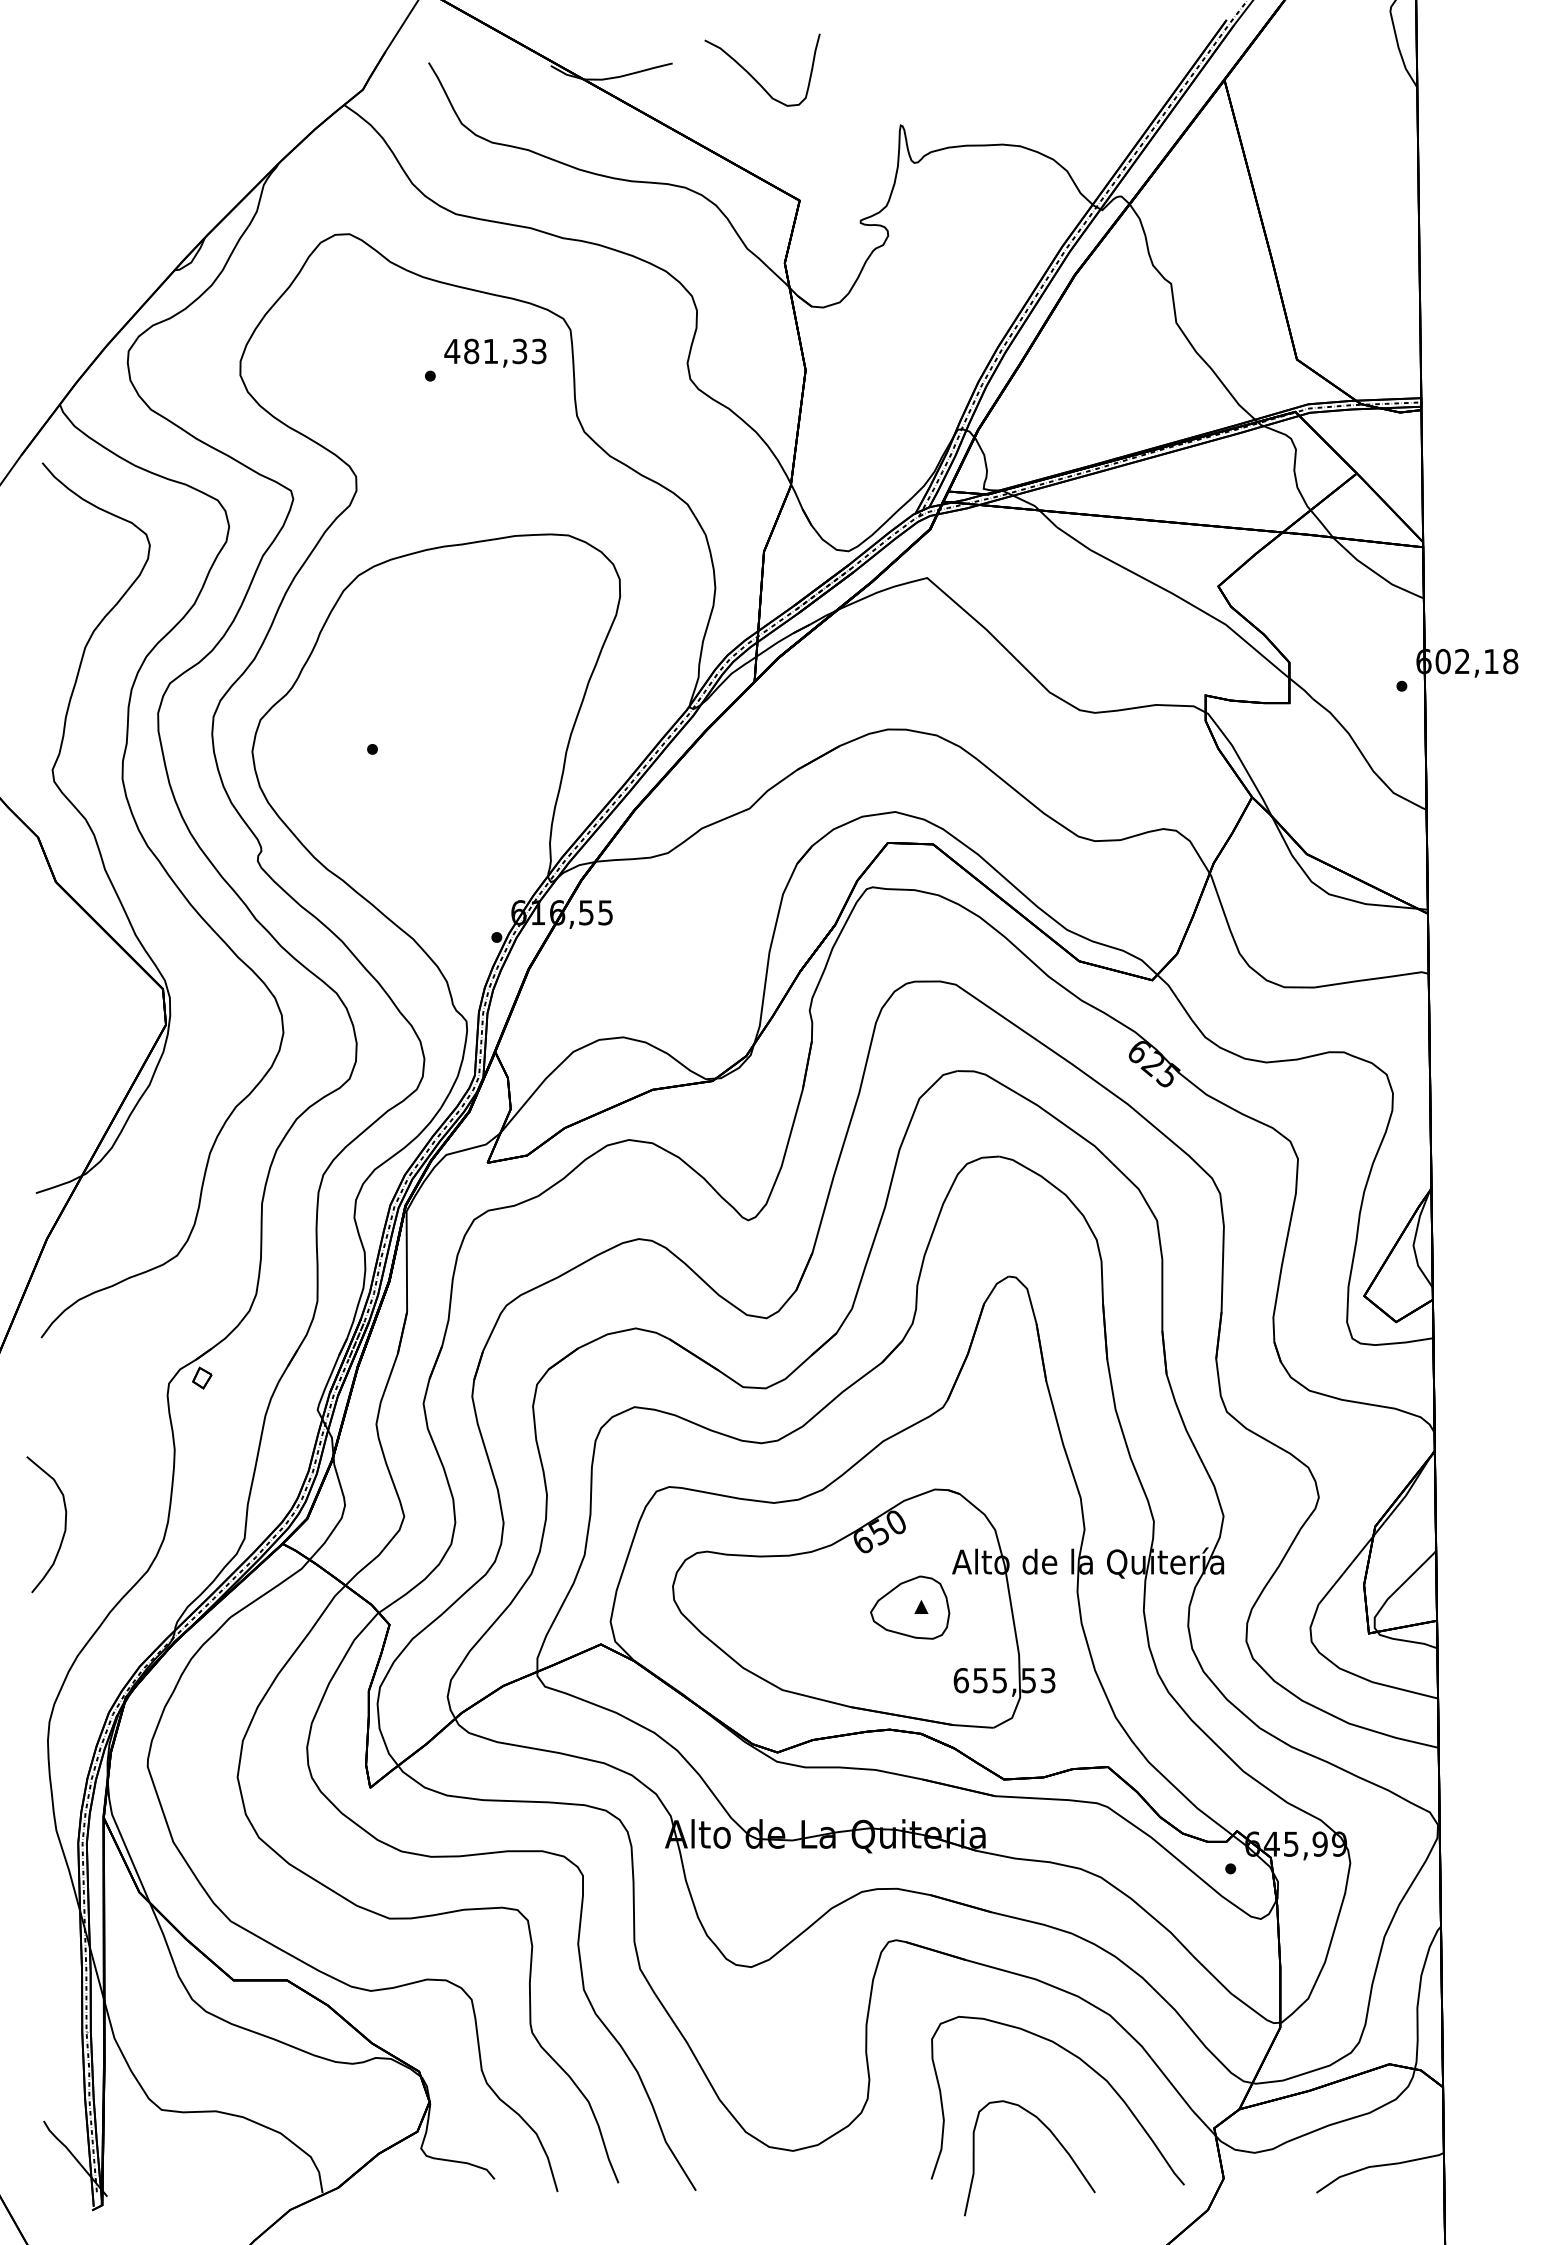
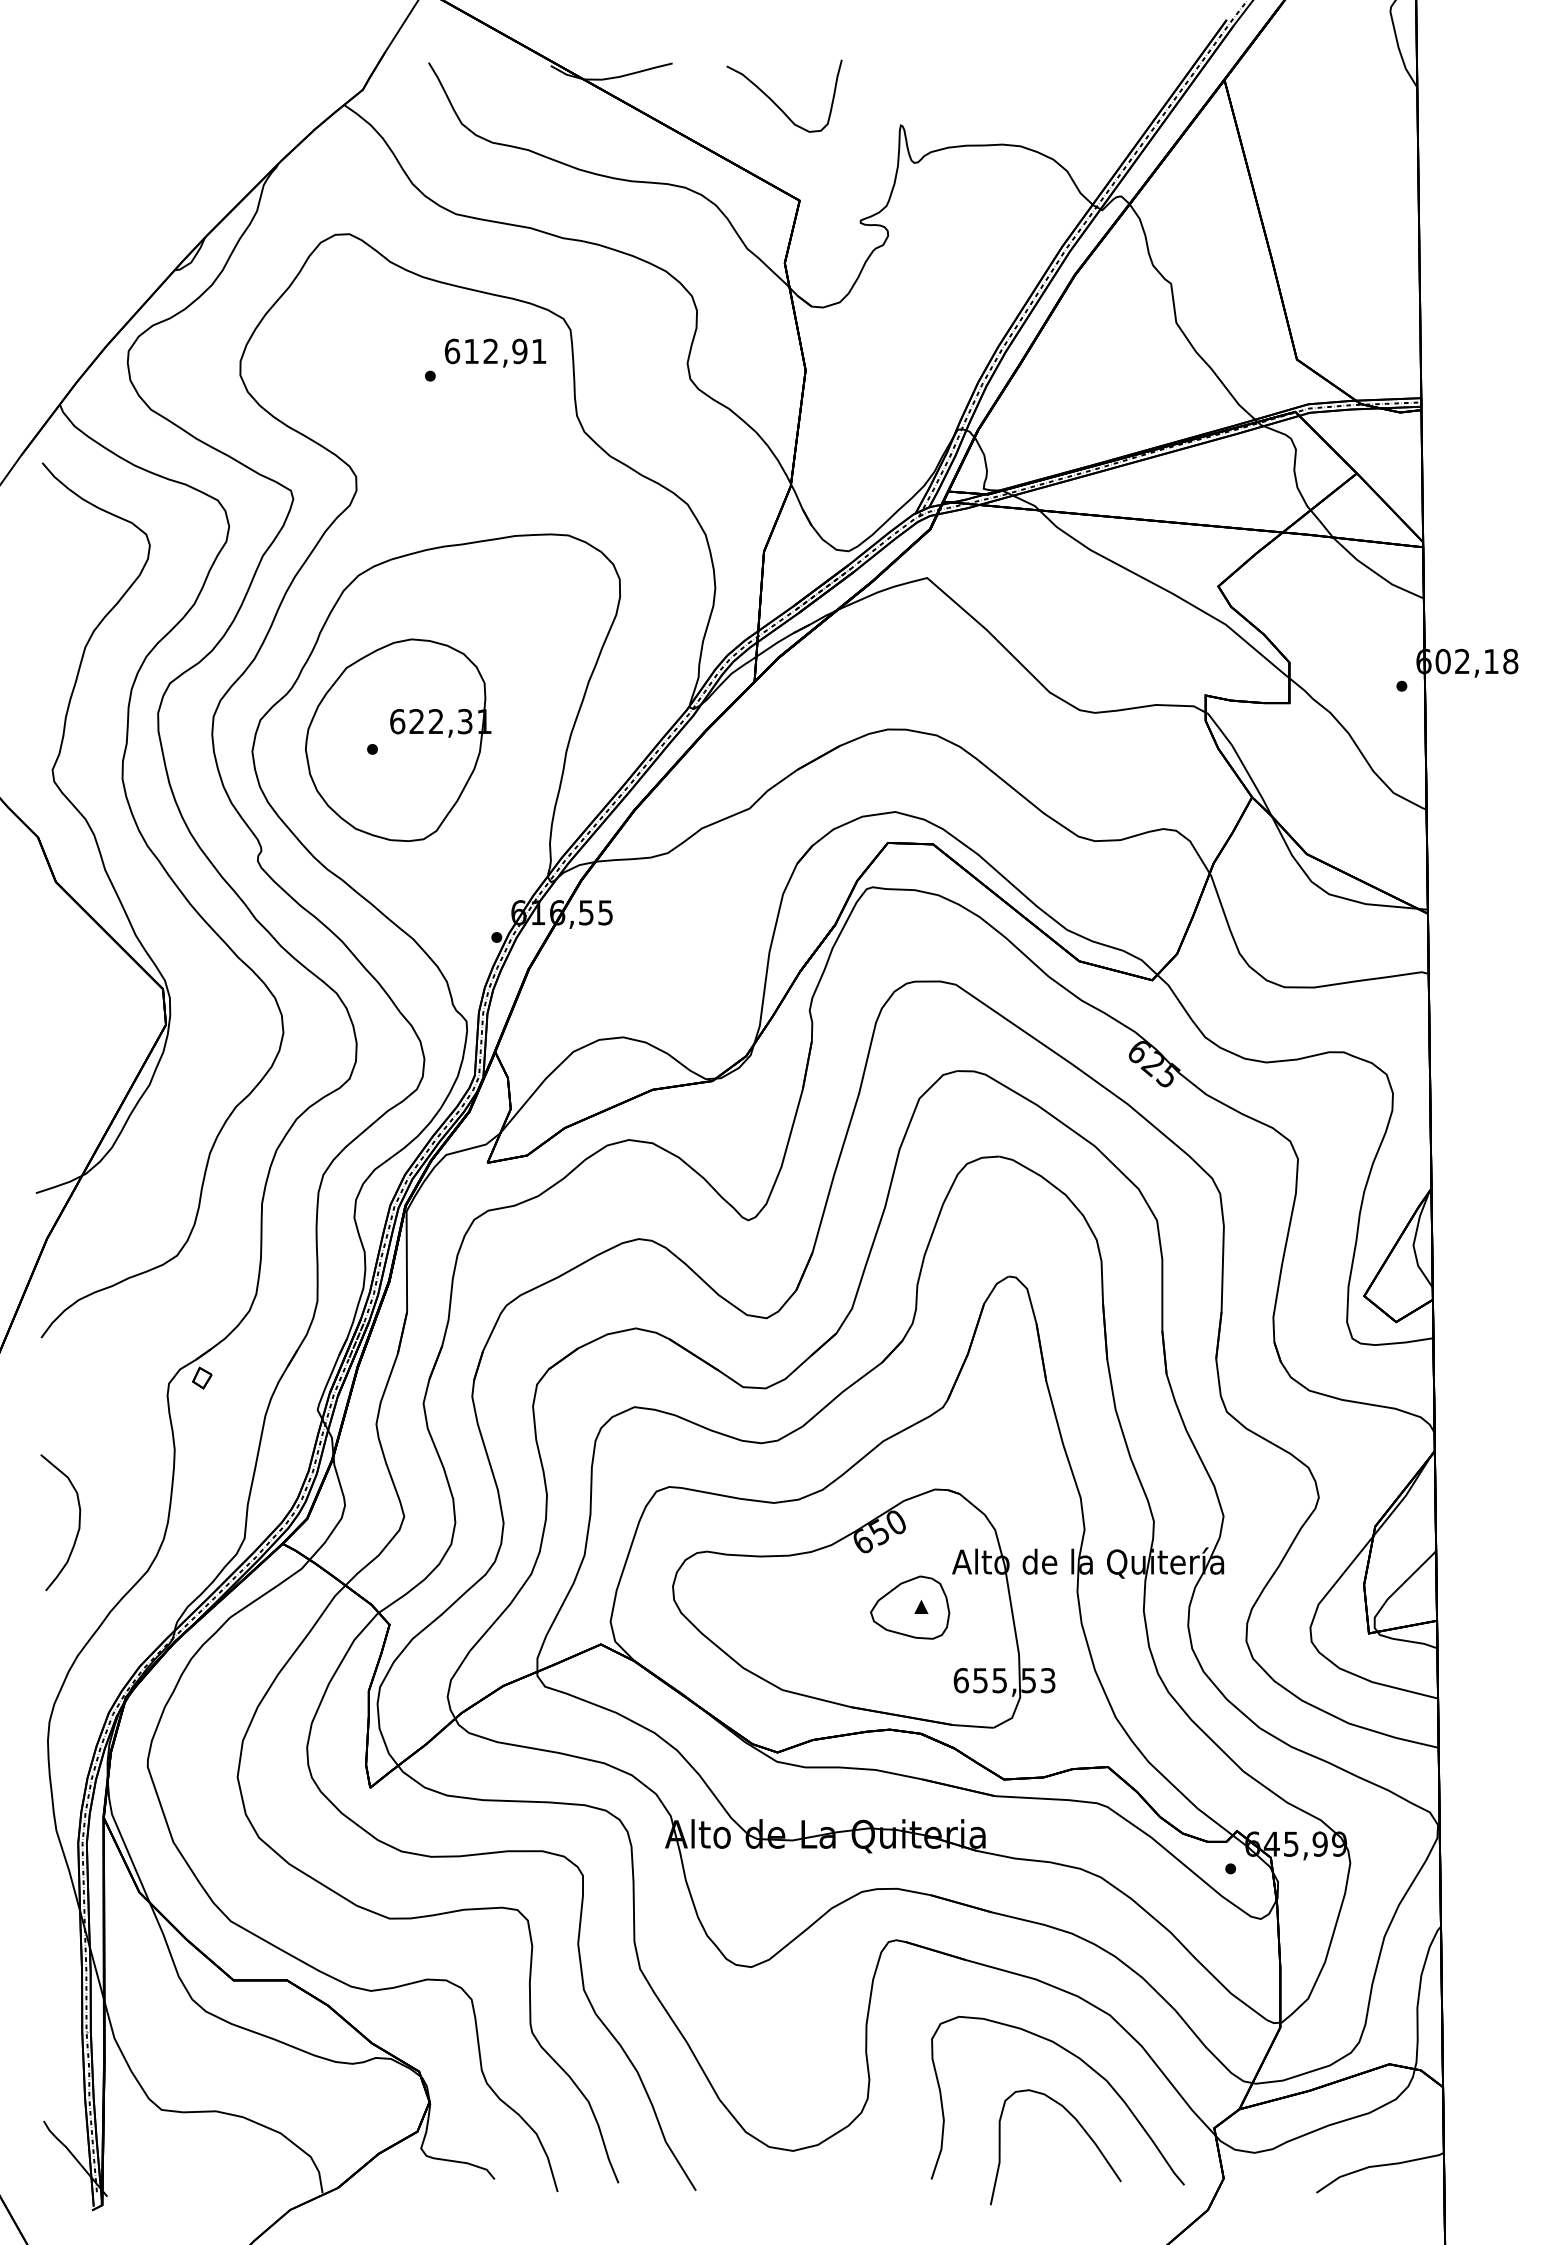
curve position: (754, 77) -> (776, 103) (776, 103)
text: 481,33 -> 612,91 (495, 351)
part: none -> present (398, 739)
curve position: (64, 1524) -> (78, 1522) (78, 1522)
curve position: (1056, 2140) -> (1082, 2129) (1082, 2129)
